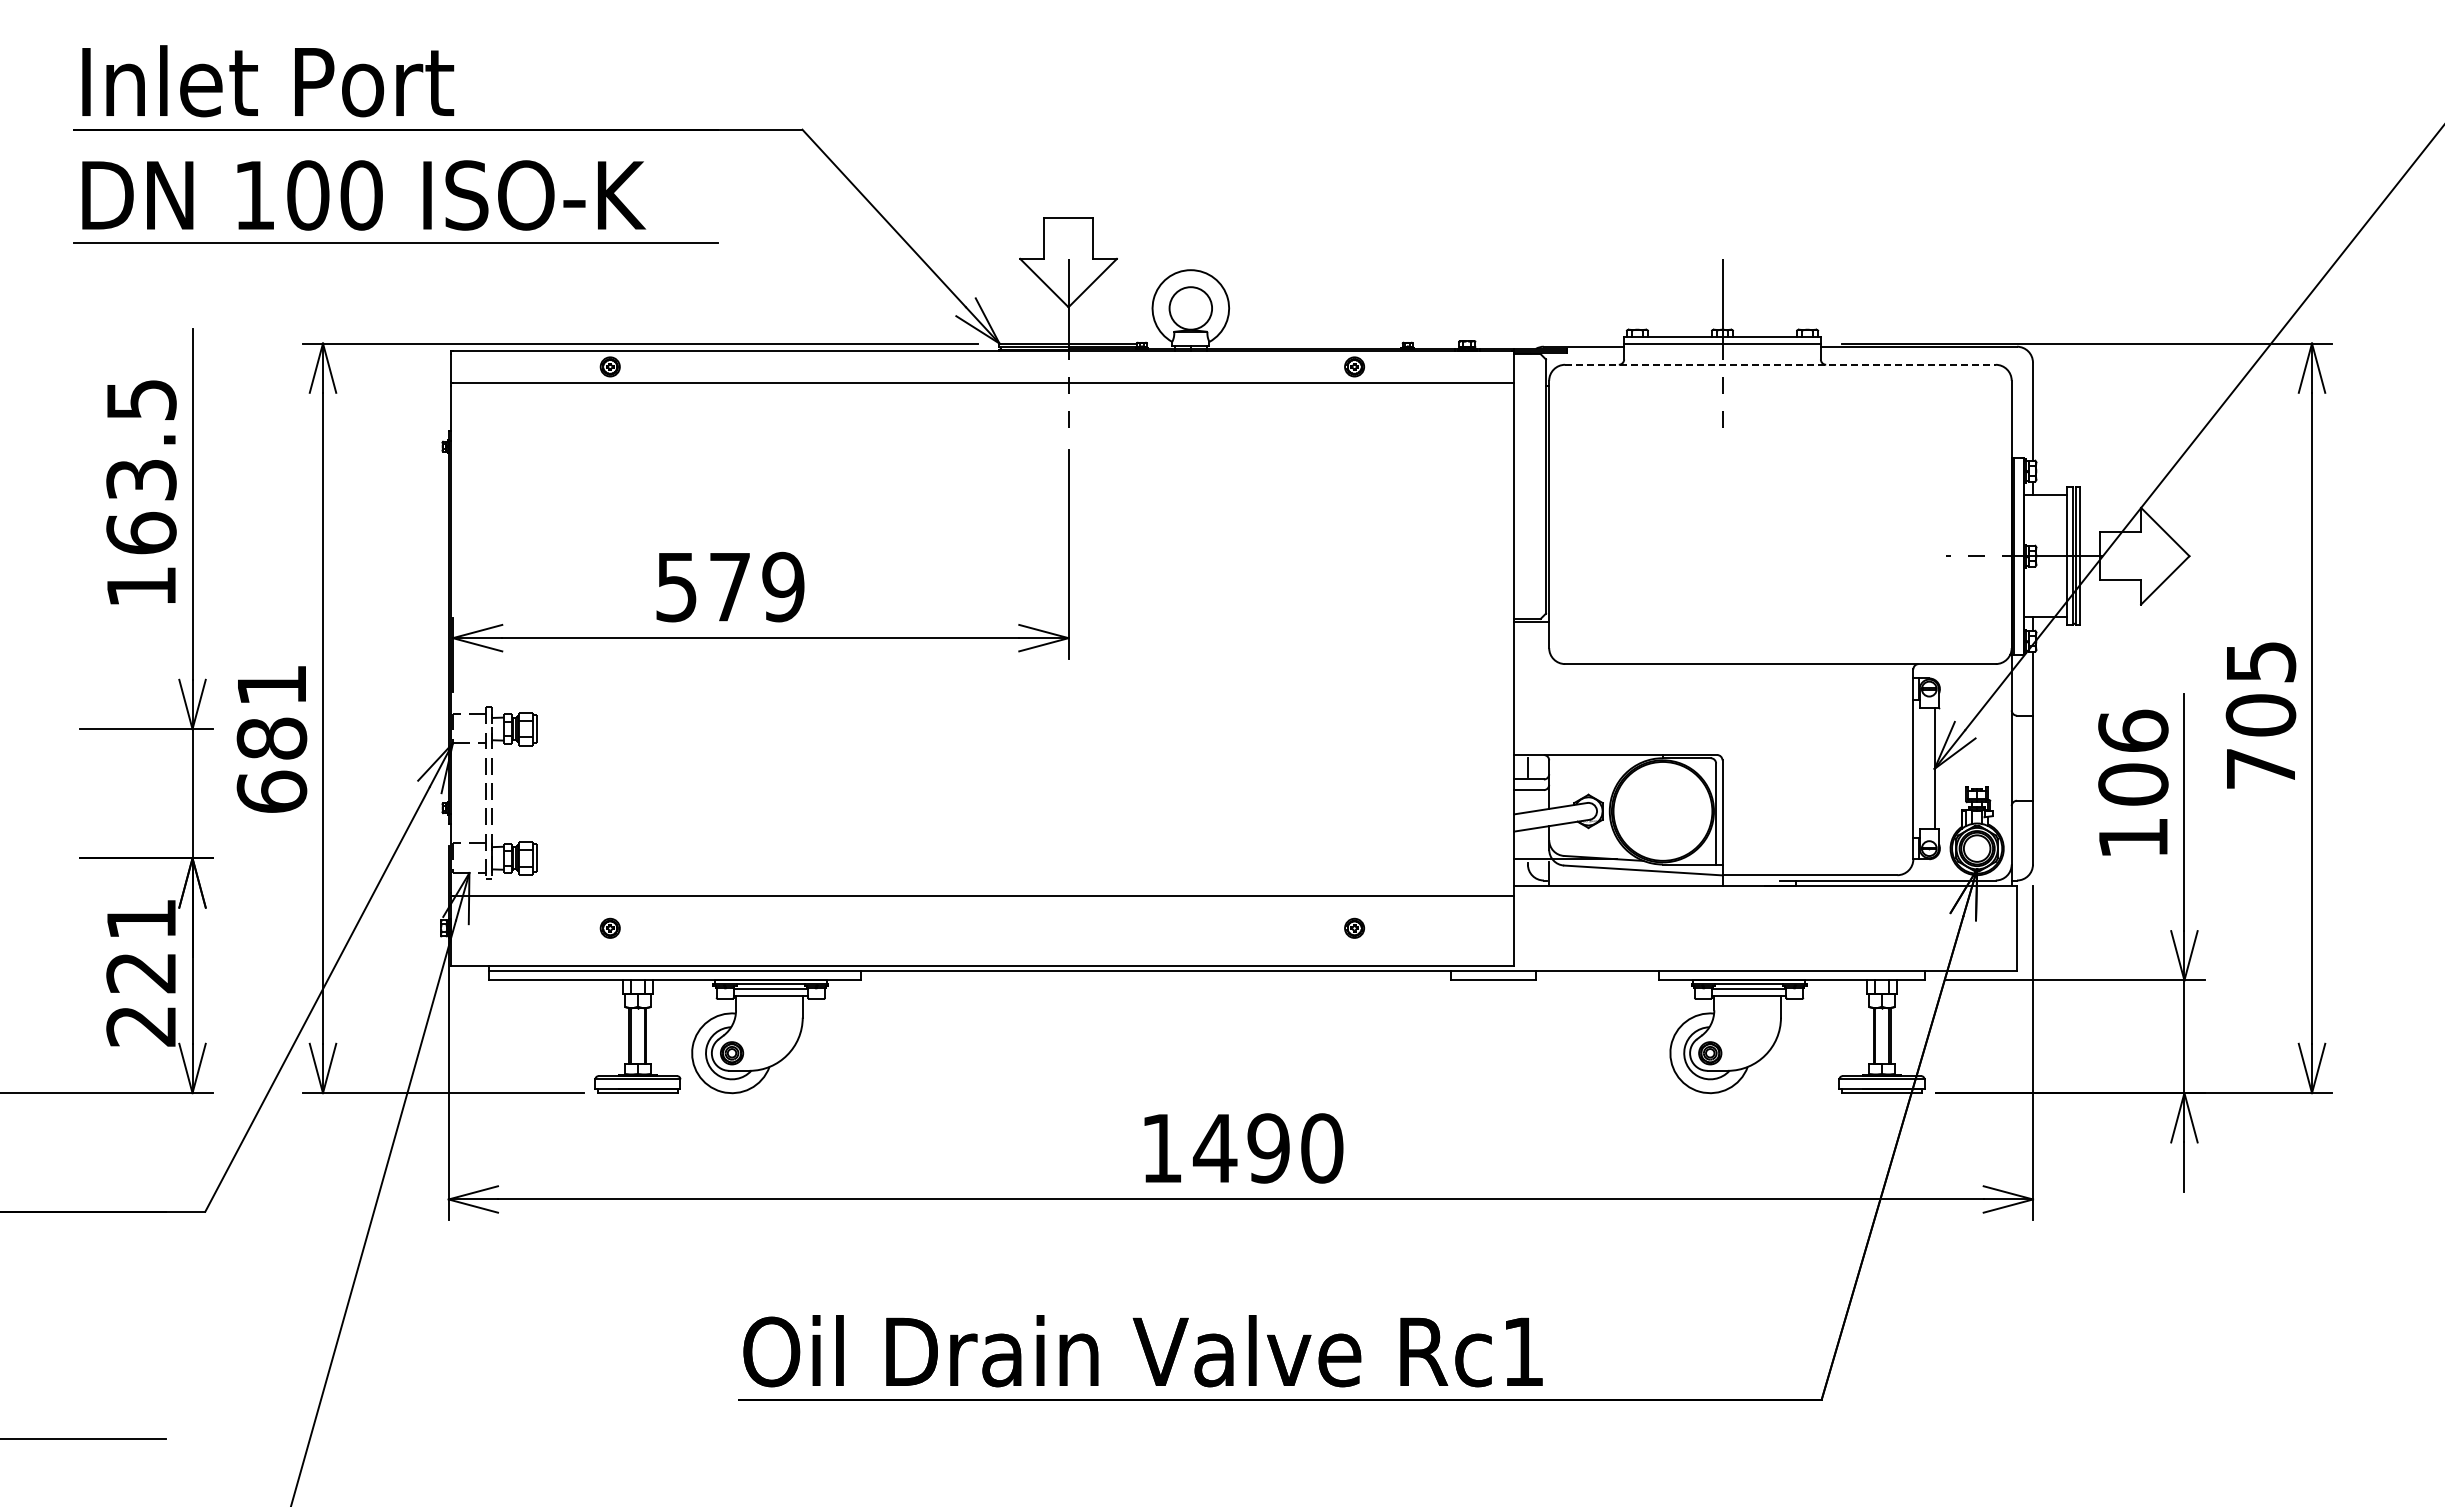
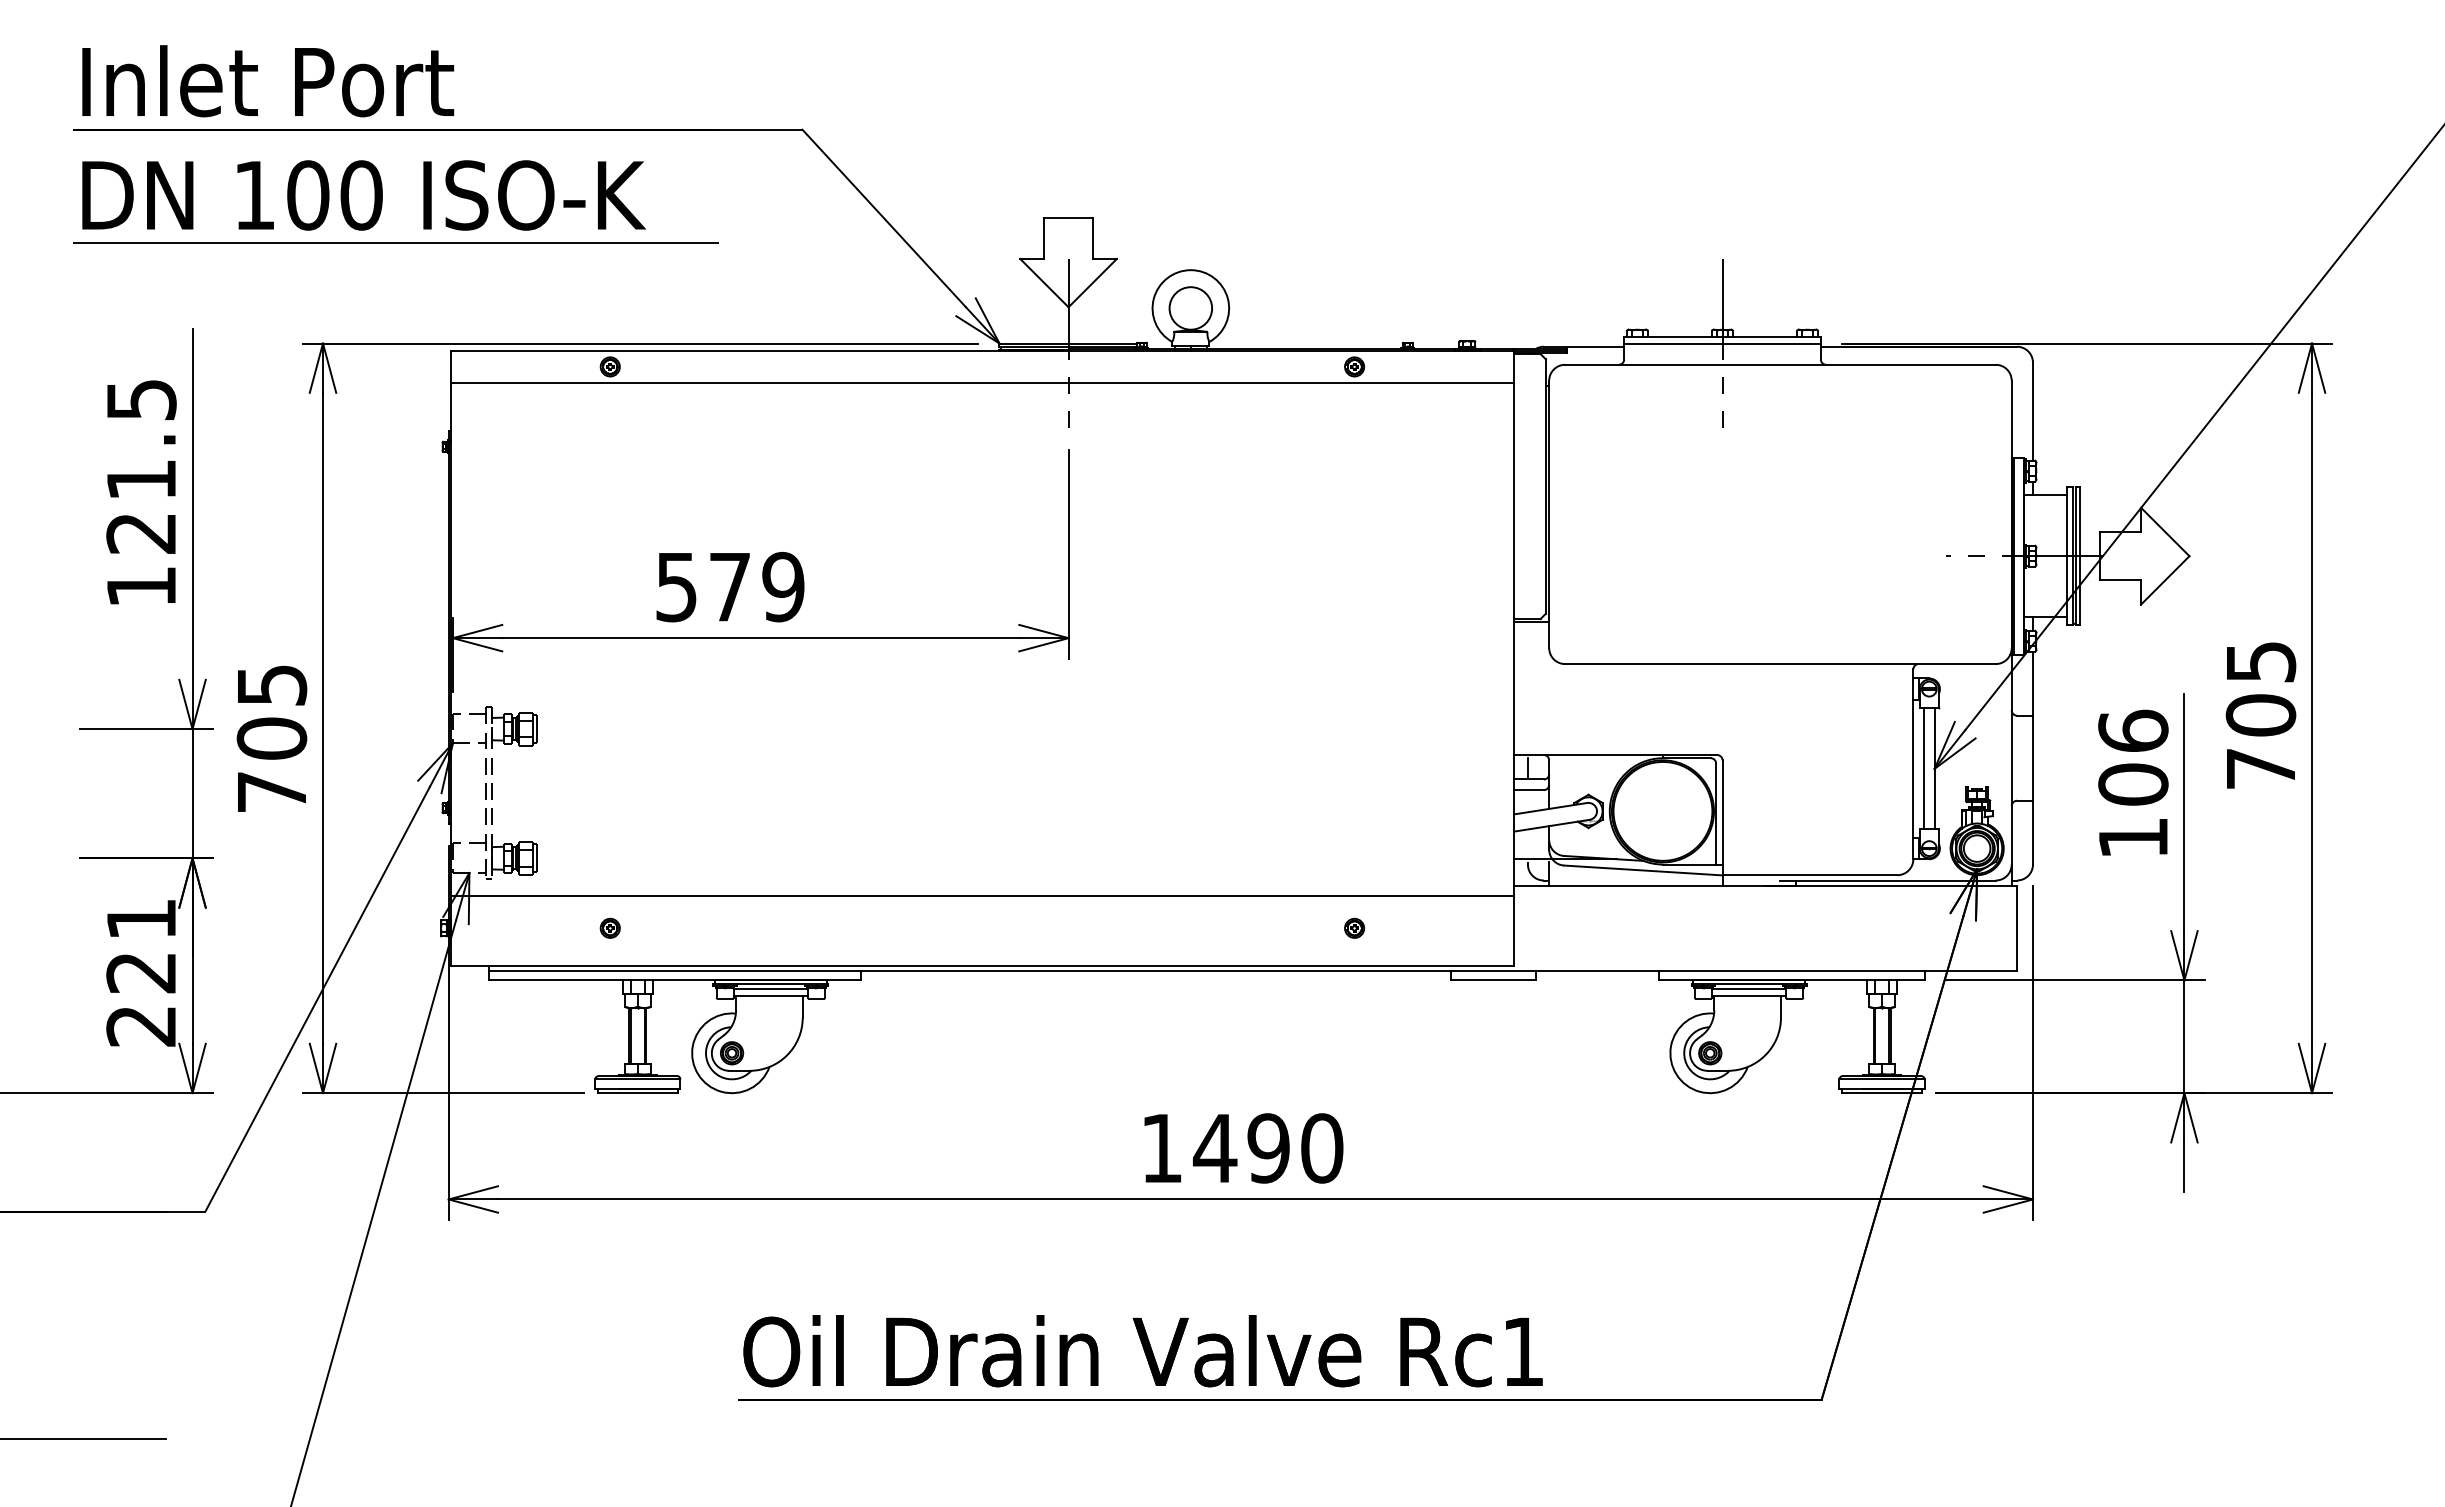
line: dashed -> solid (1780, 364)
text: 163.5 -> 121.5 (141, 507)
text: 681 -> 705 (271, 738)
line: none -> present (1924, 768)
